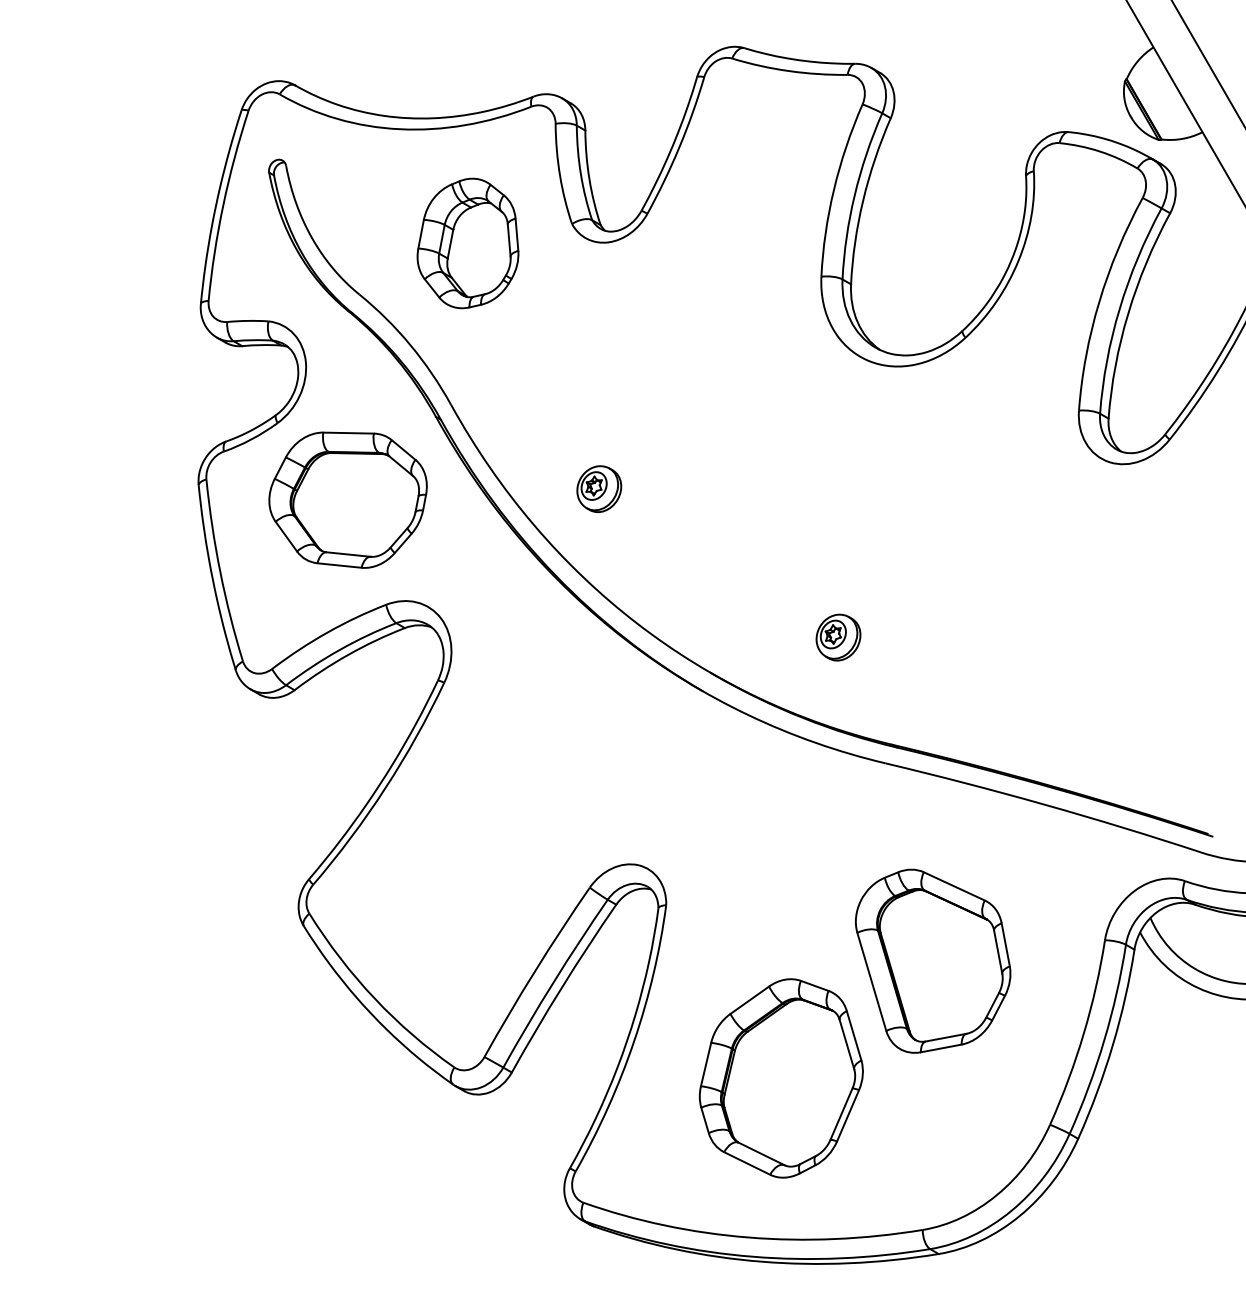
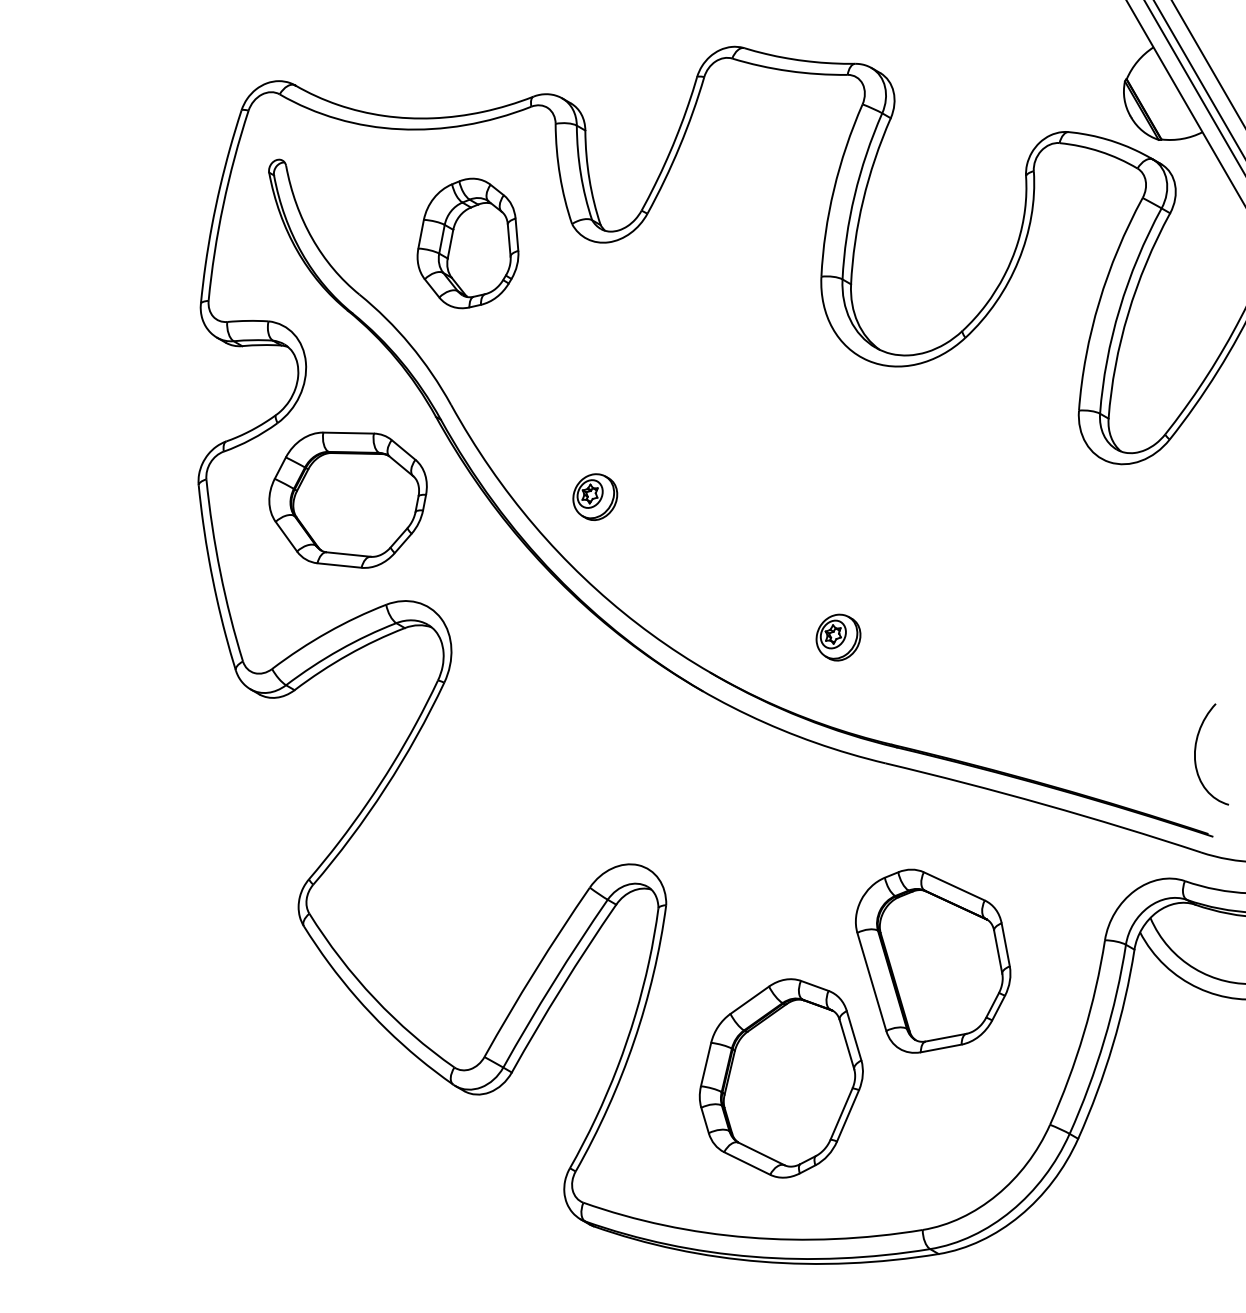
line: none -> present (1198, 78)
line: none -> present (1193, 86)
part position: (599, 488) -> (595, 496) (595, 496)
curve: none -> present (1196, 749)
